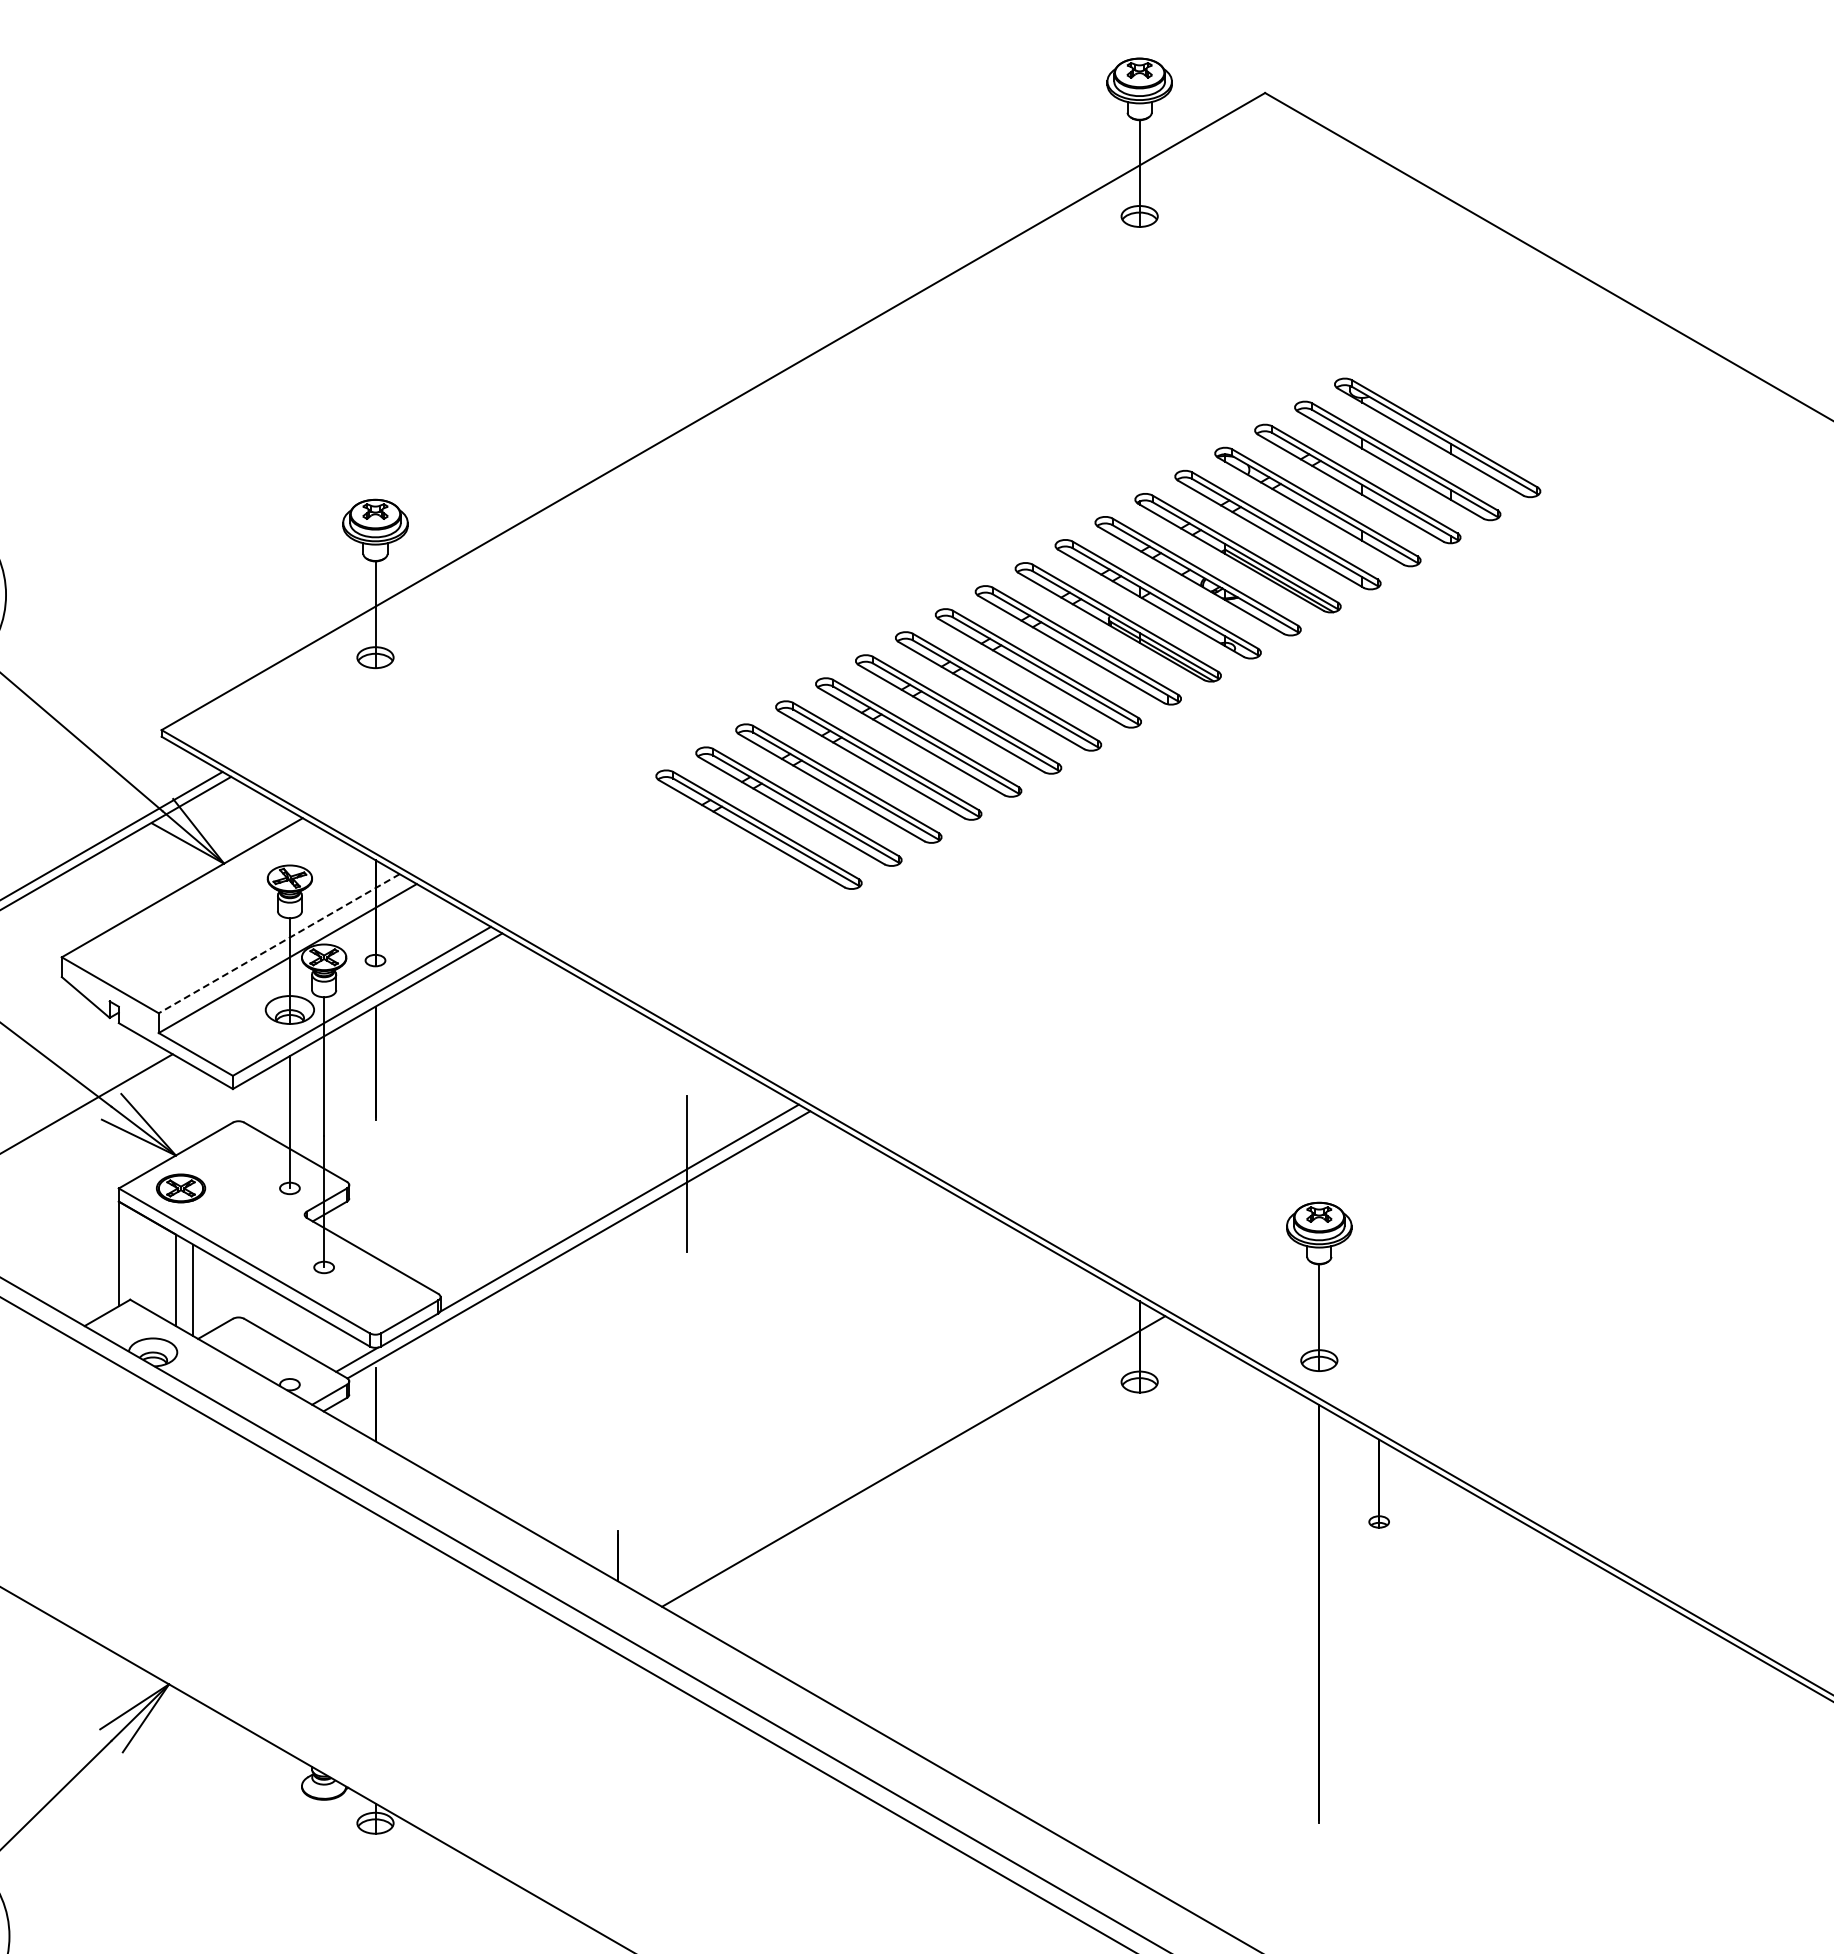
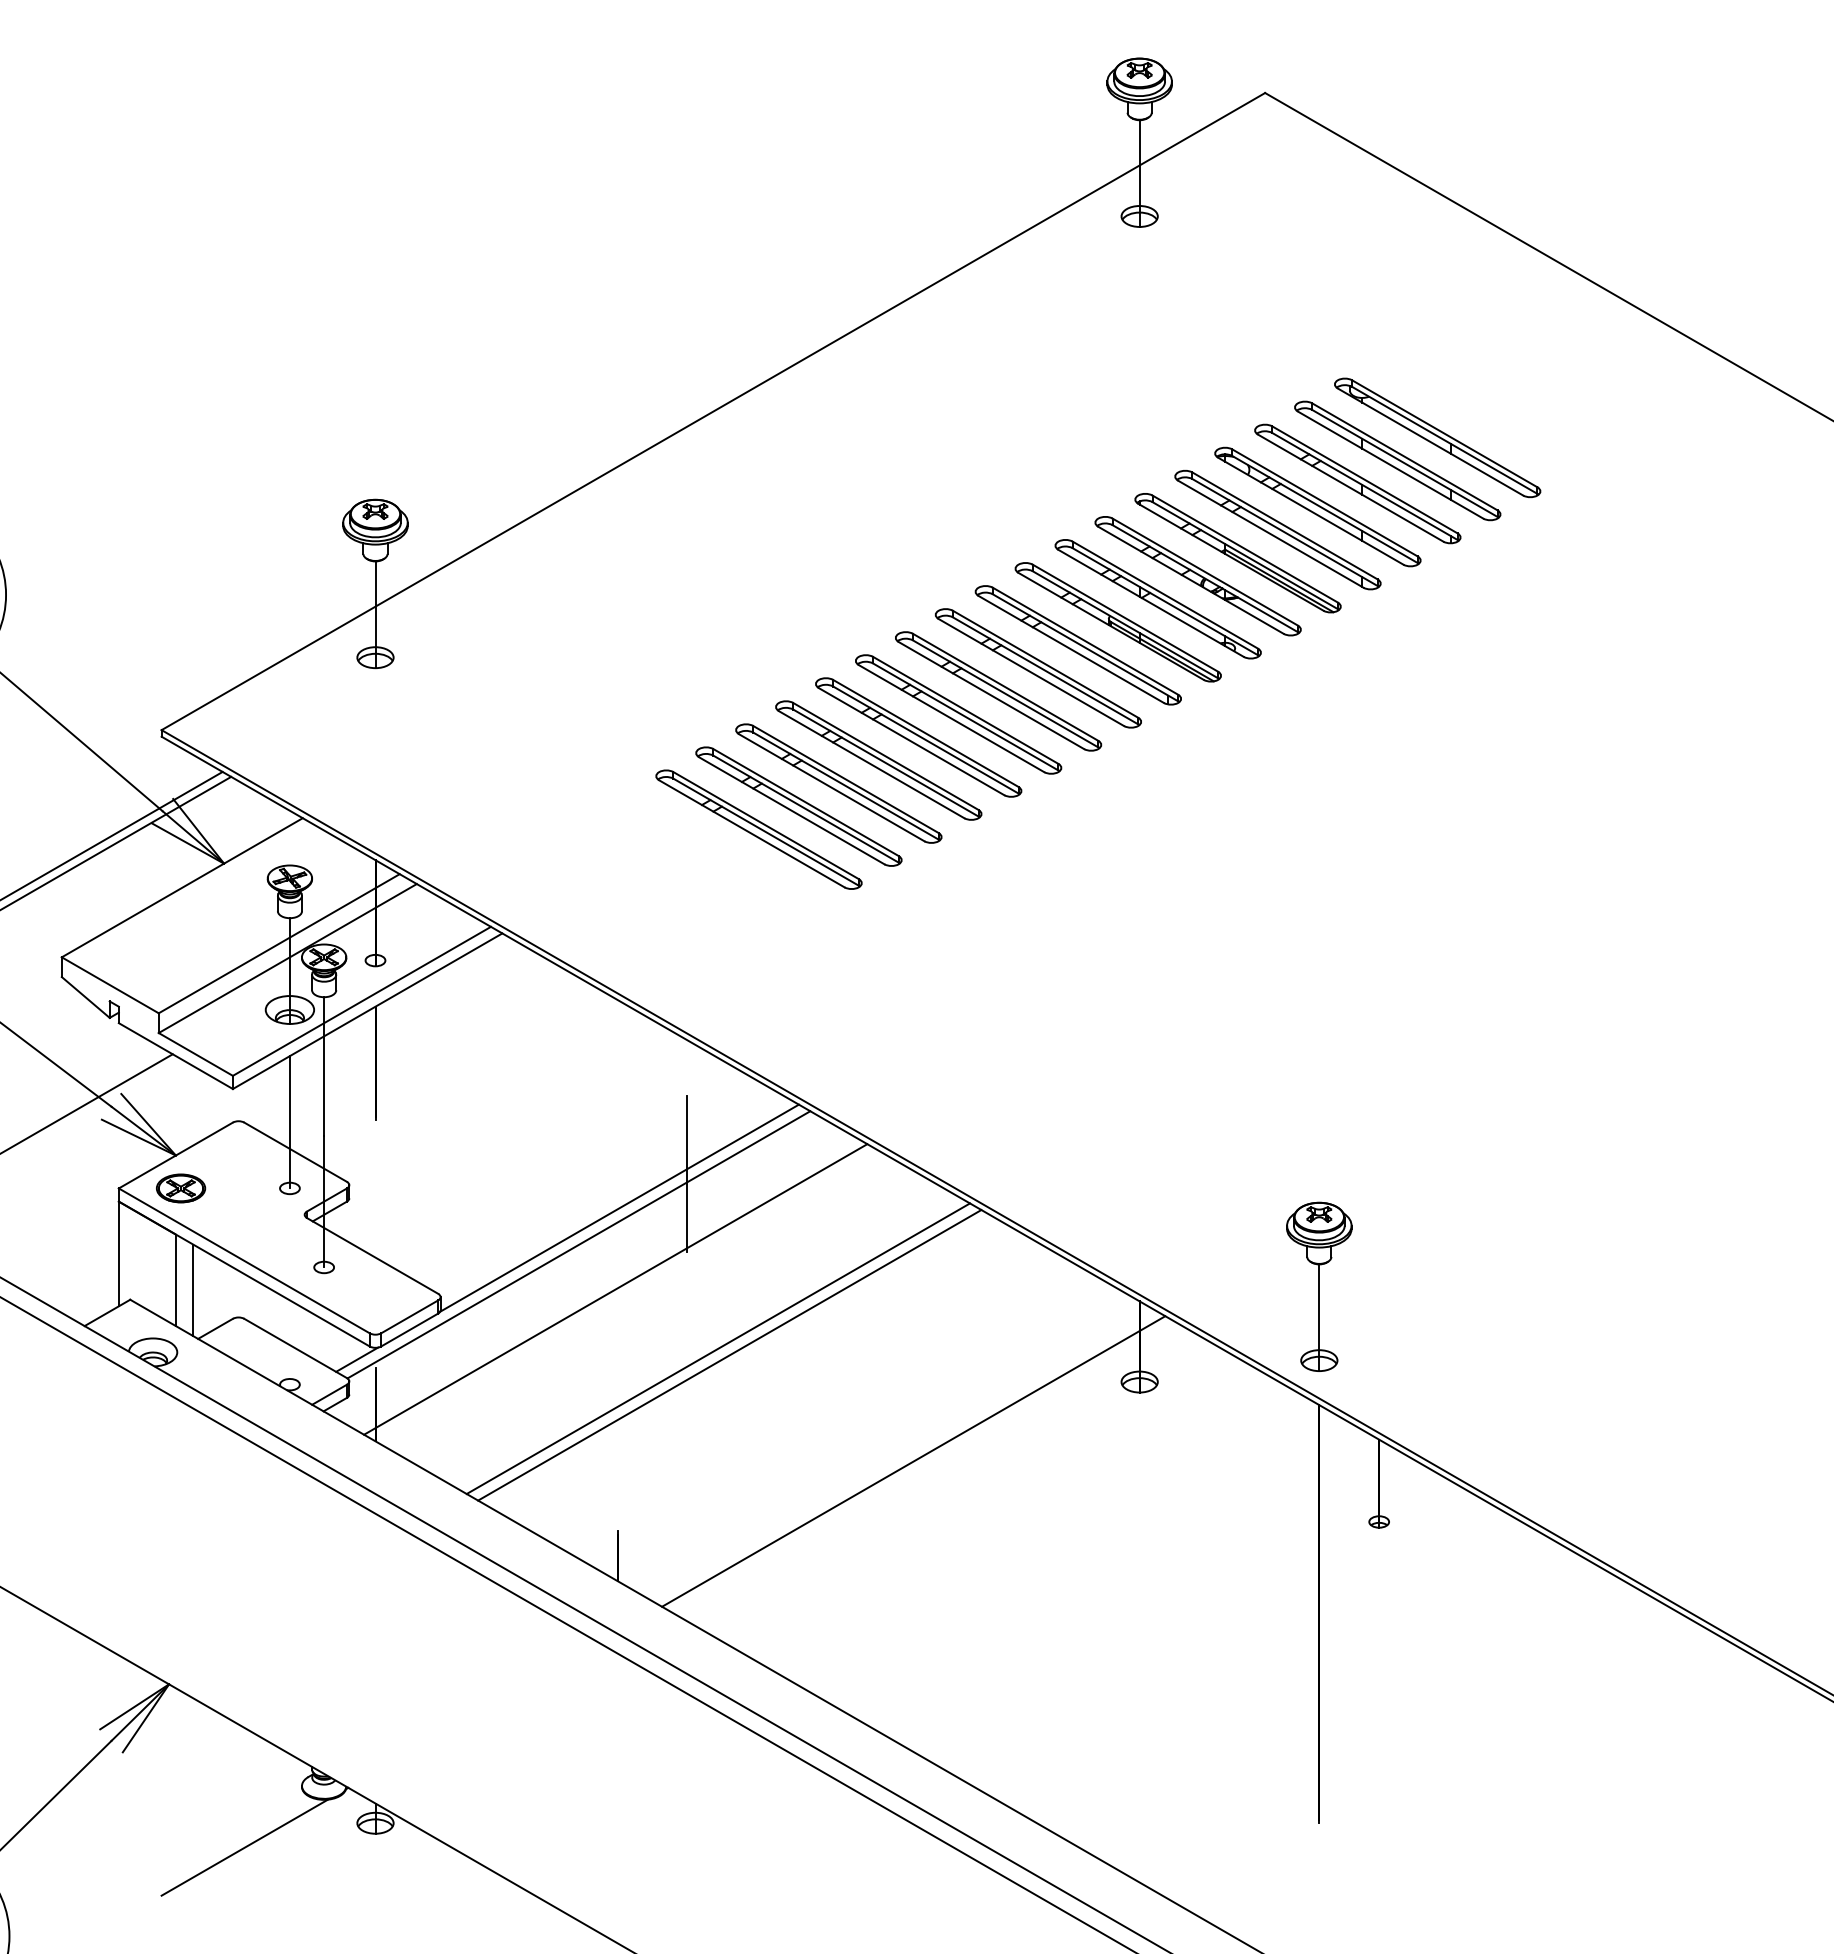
line: dashed -> solid (278, 943)
line: none -> present (615, 1289)
line: none -> present (718, 1348)
line: none -> present (729, 1355)
line: none -> present (244, 1847)
